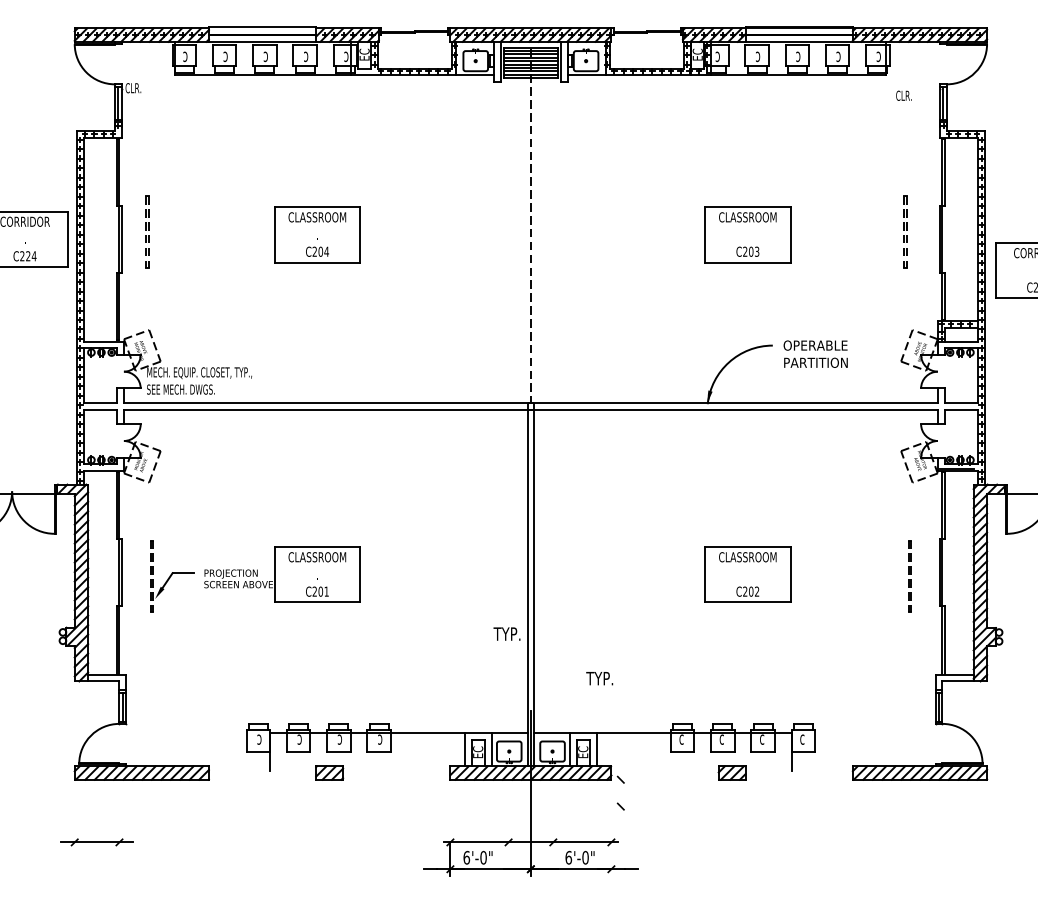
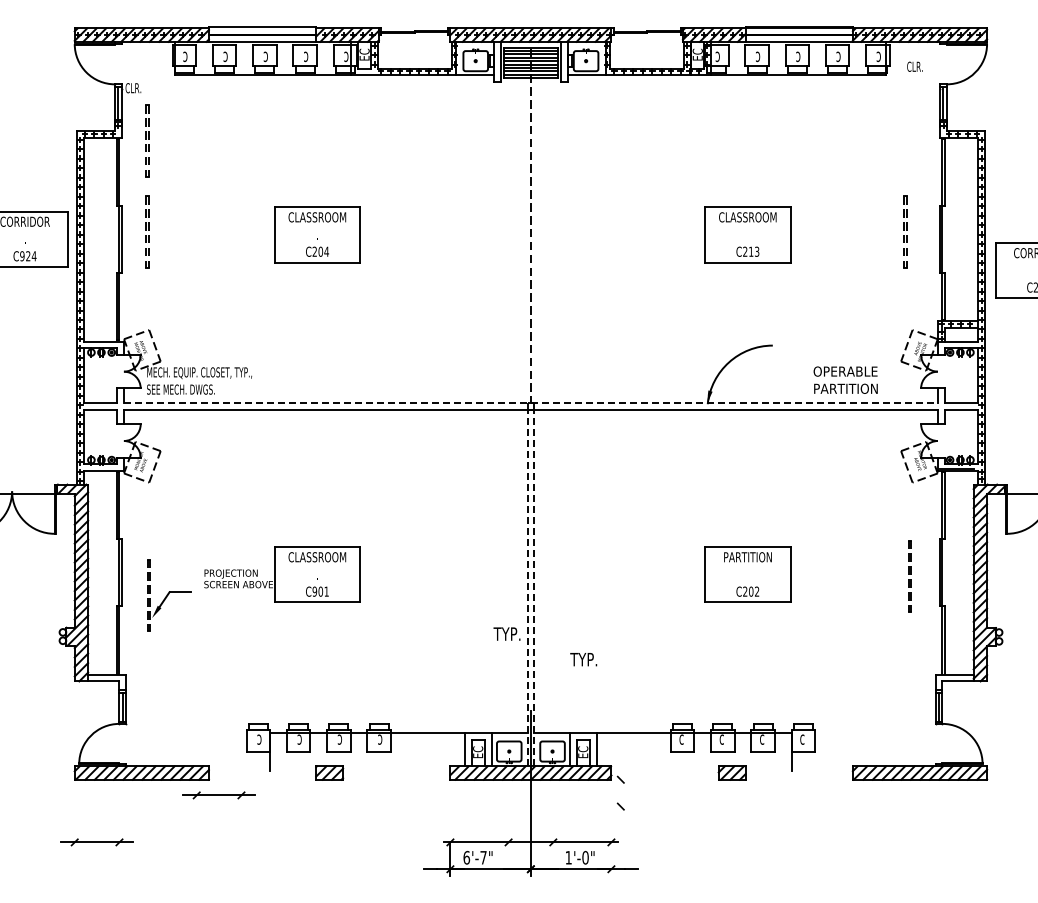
text position: (903, 95) -> (914, 66) (914, 66)
part: none -> present (147, 140)
text: C203 -> C213 (751, 251)
text: C224 -> C924 (22, 256)
text position: (815, 353) -> (845, 379) (845, 379)
line: solid -> dashed (530, 403)
text: CLASSROOM -> PARTITION (747, 557)
part position: (172, 576) -> (169, 595) (169, 595)
line: solid -> dashed (527, 587)
line: solid -> dashed (534, 587)
text: C201 -> C901 (314, 591)
text position: (599, 678) -> (583, 659) (583, 659)
part: none -> present (218, 795)
text: 6'-0" -> 6'-7" (483, 857)
text: 6'-0" -> 1'-0" (568, 857)
